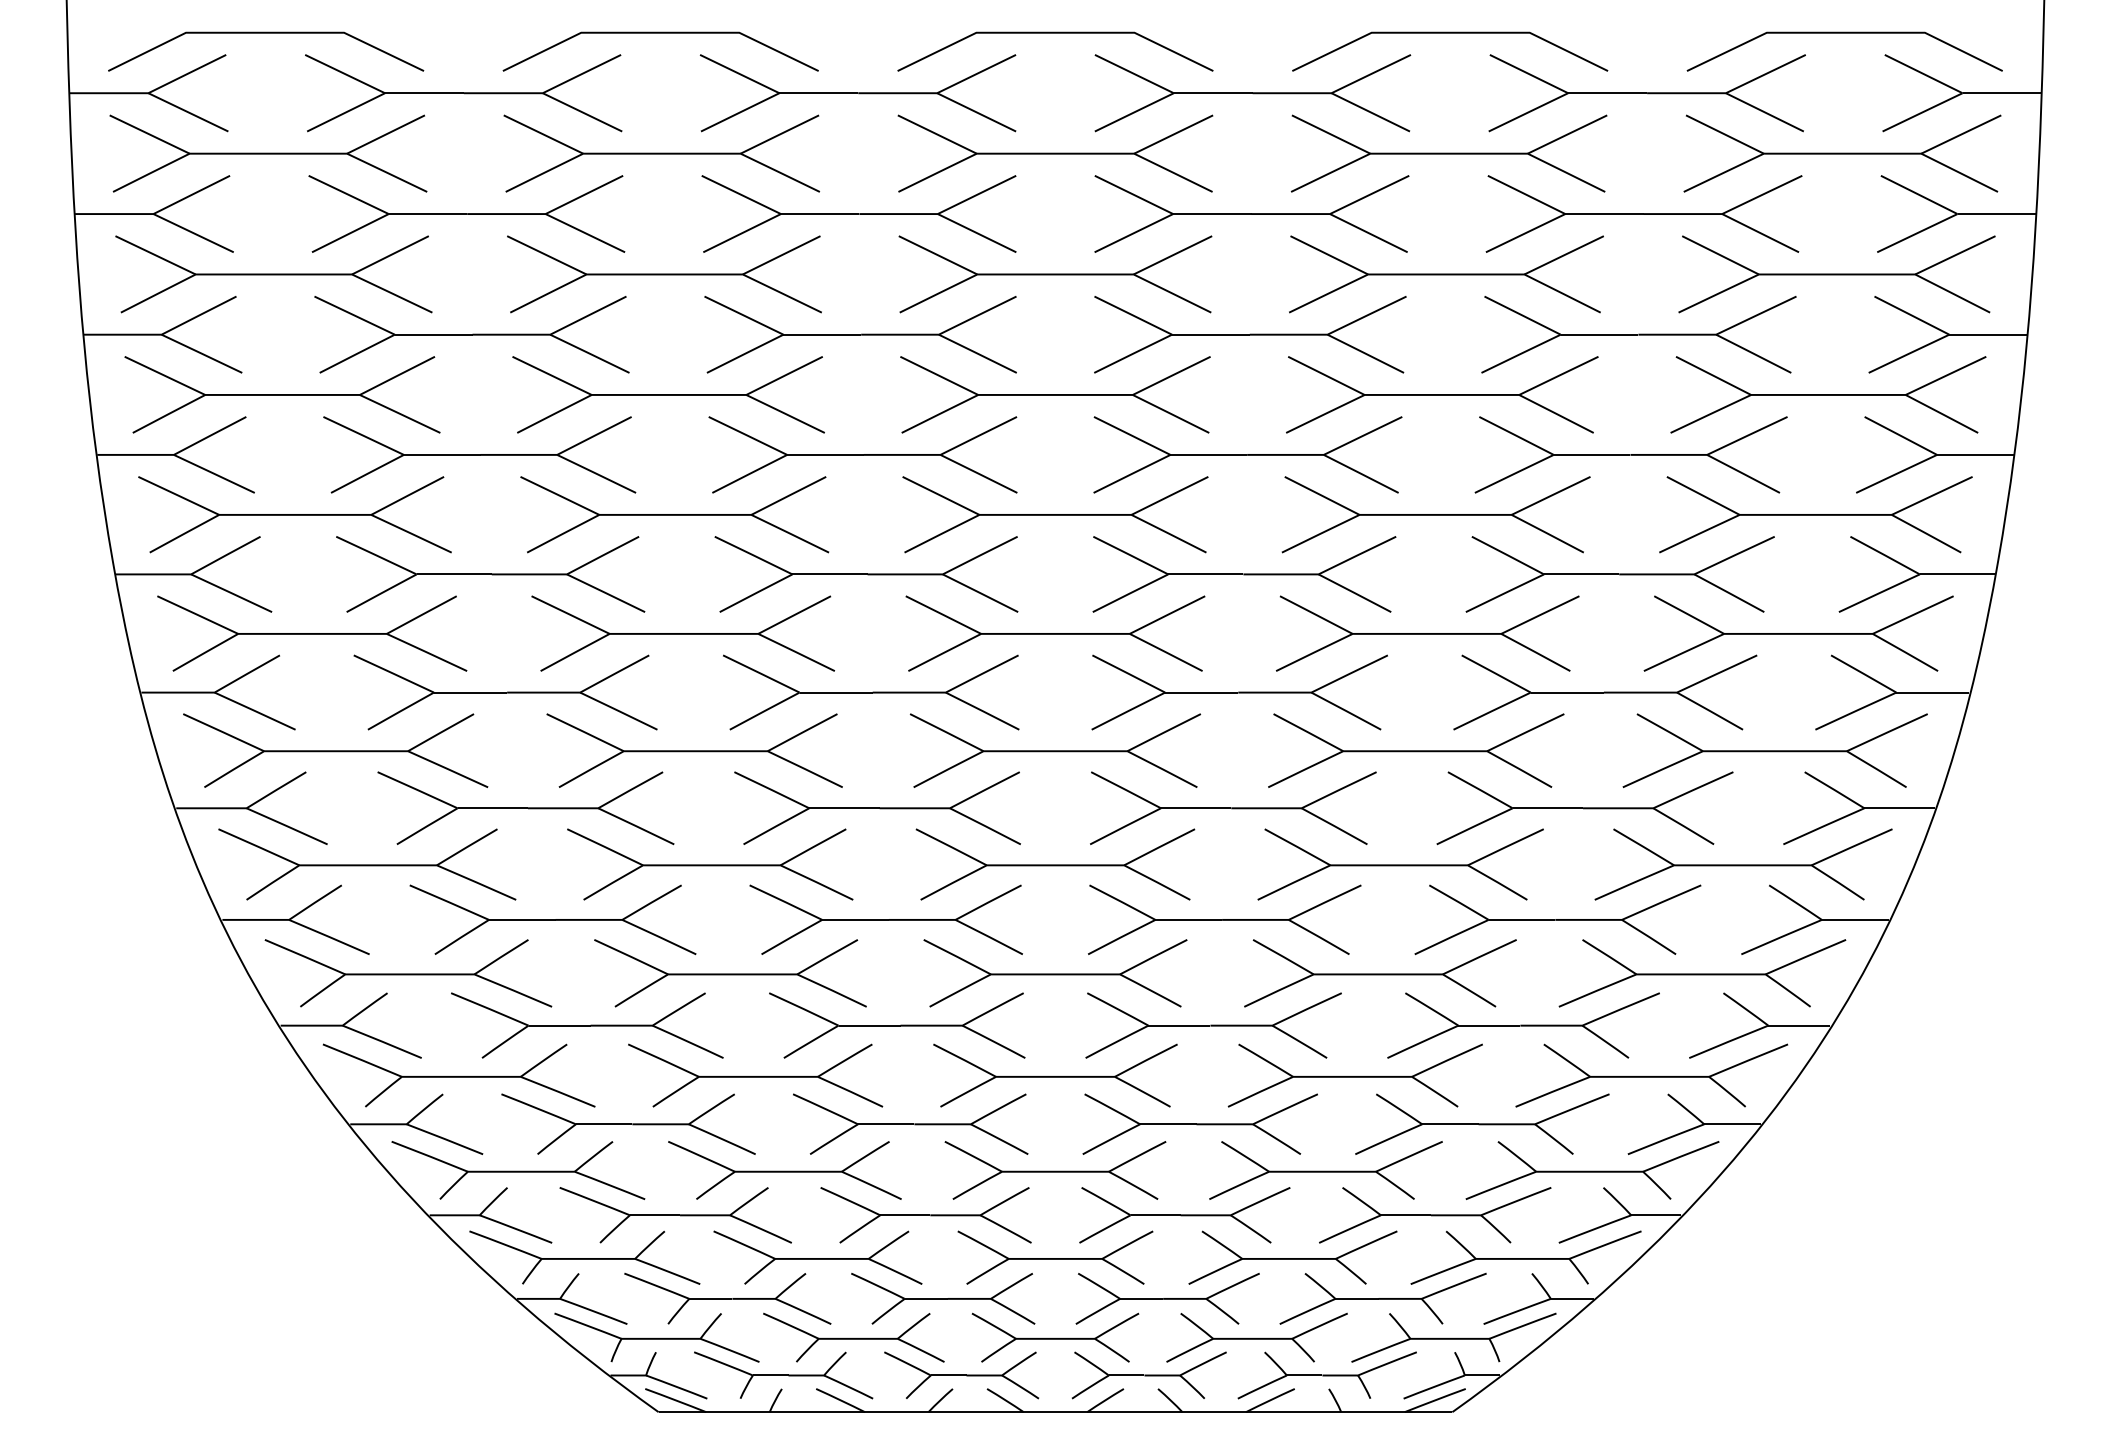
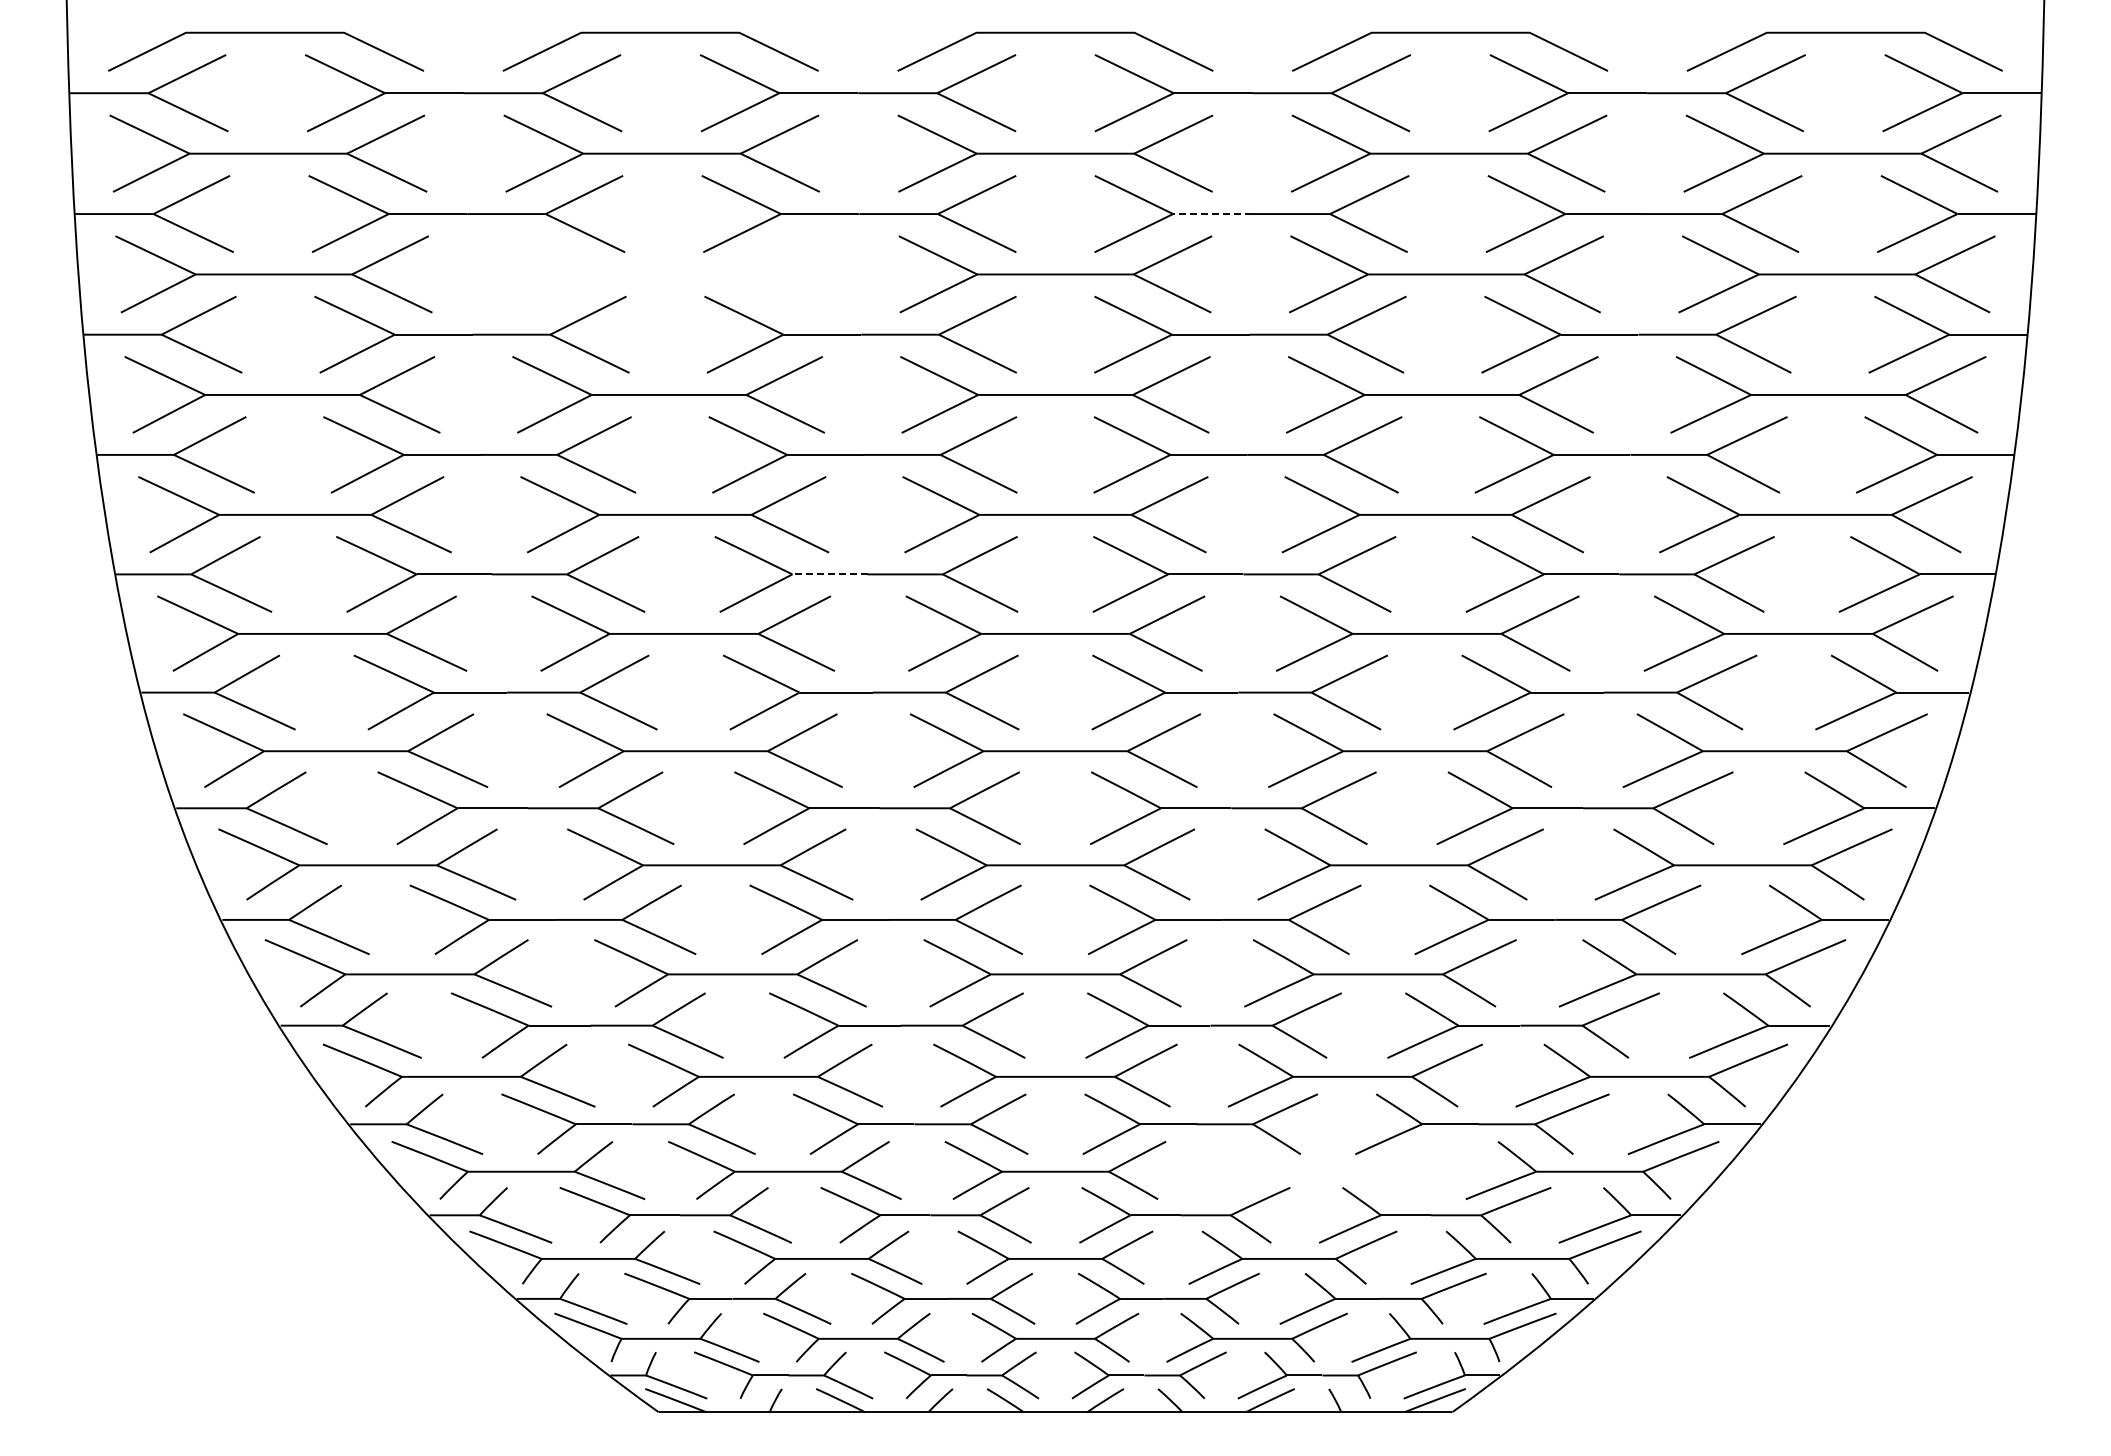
line: solid -> dashed (1211, 214)
part: present -> none (664, 274)
line: solid -> dashed (830, 574)
part: present -> none (1325, 1170)
